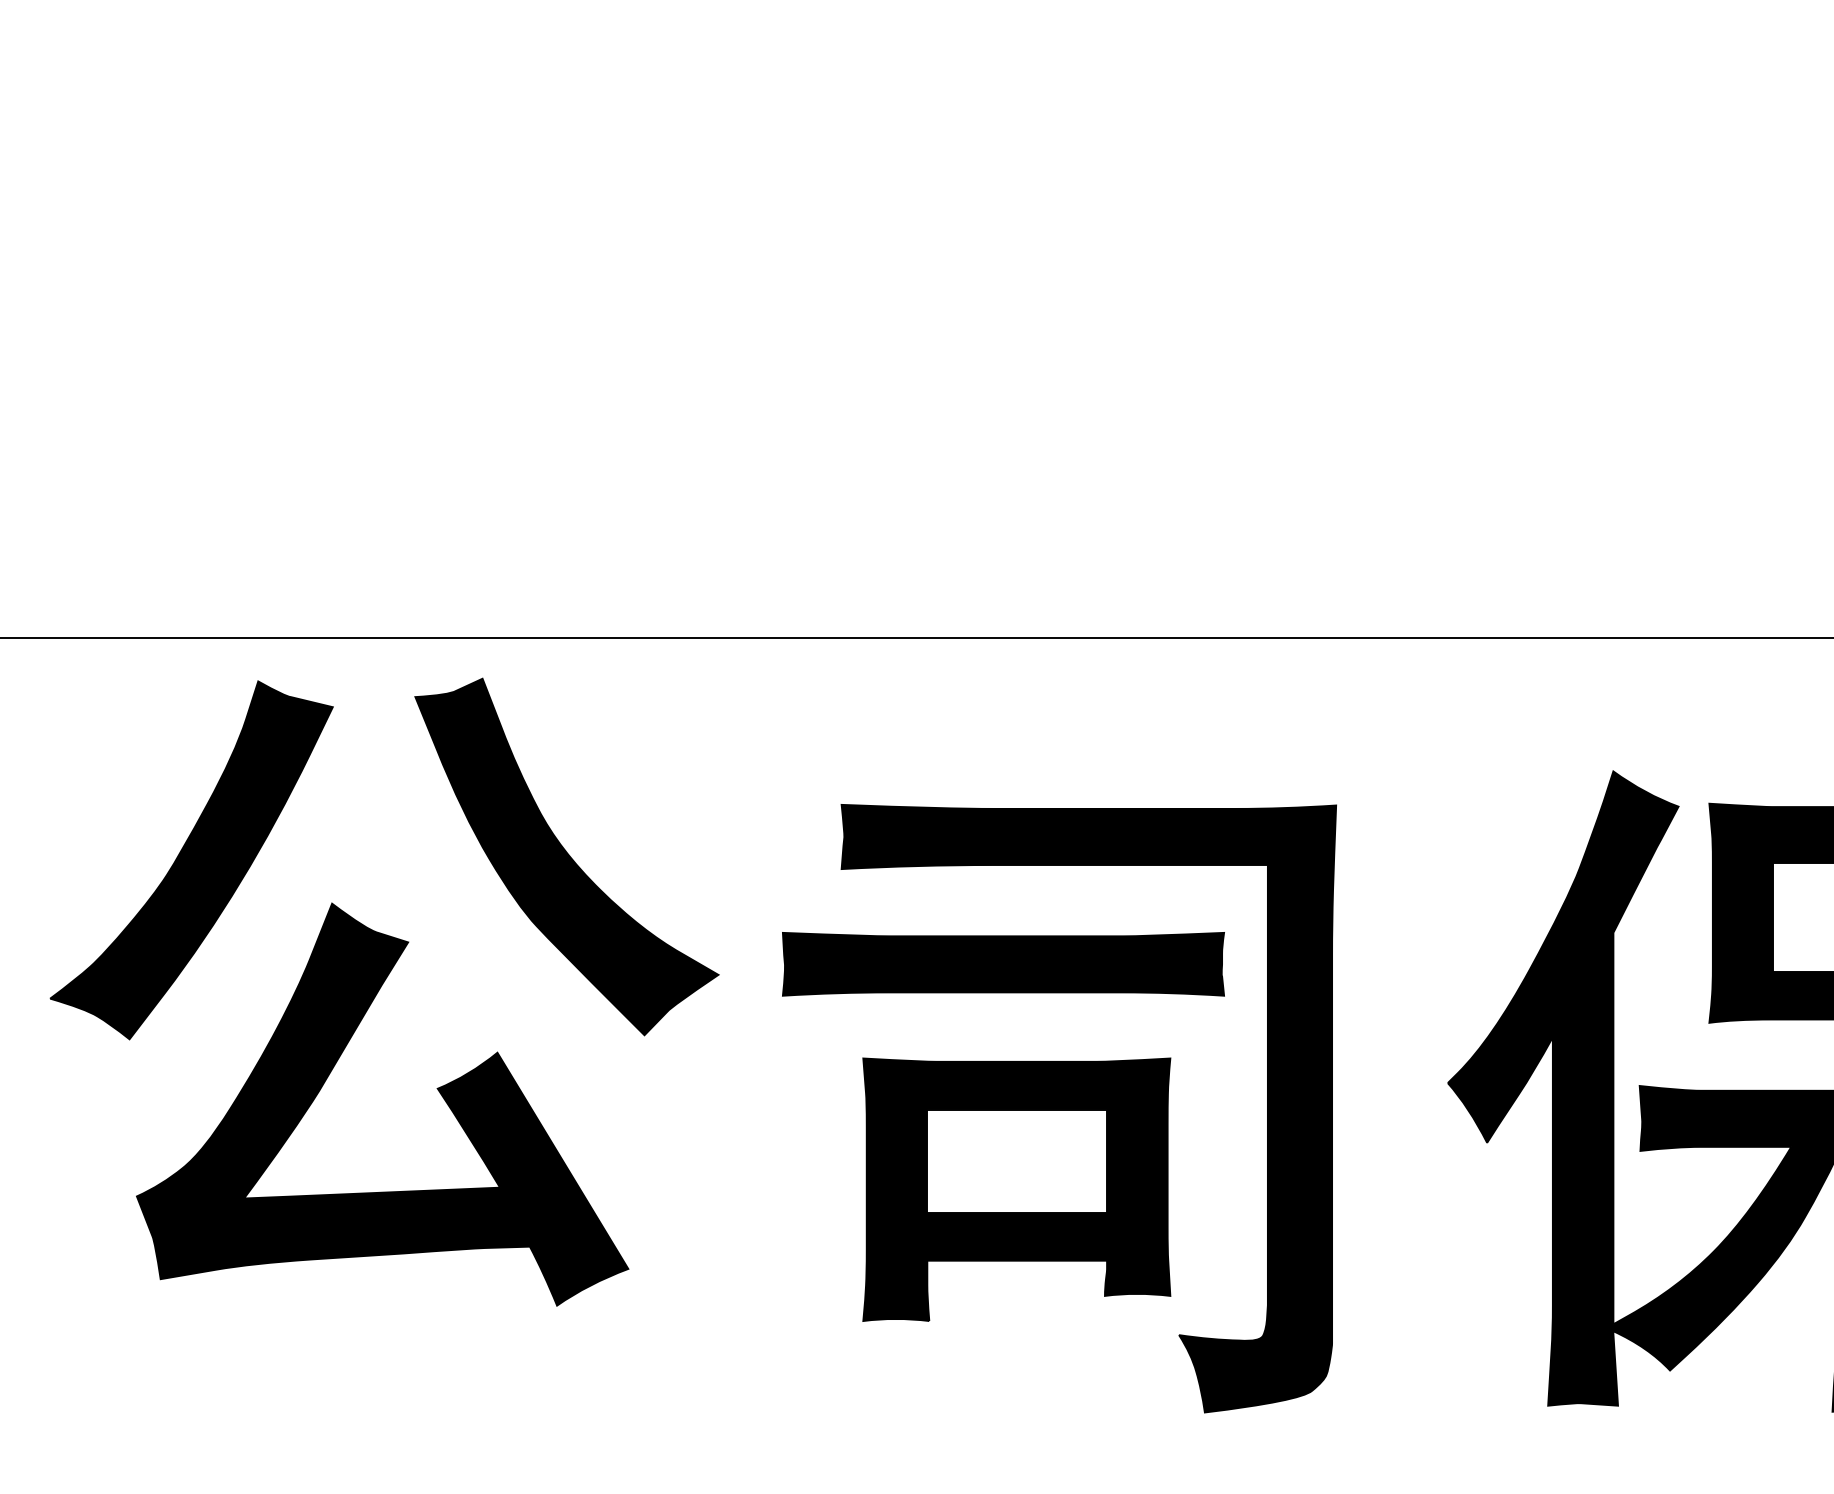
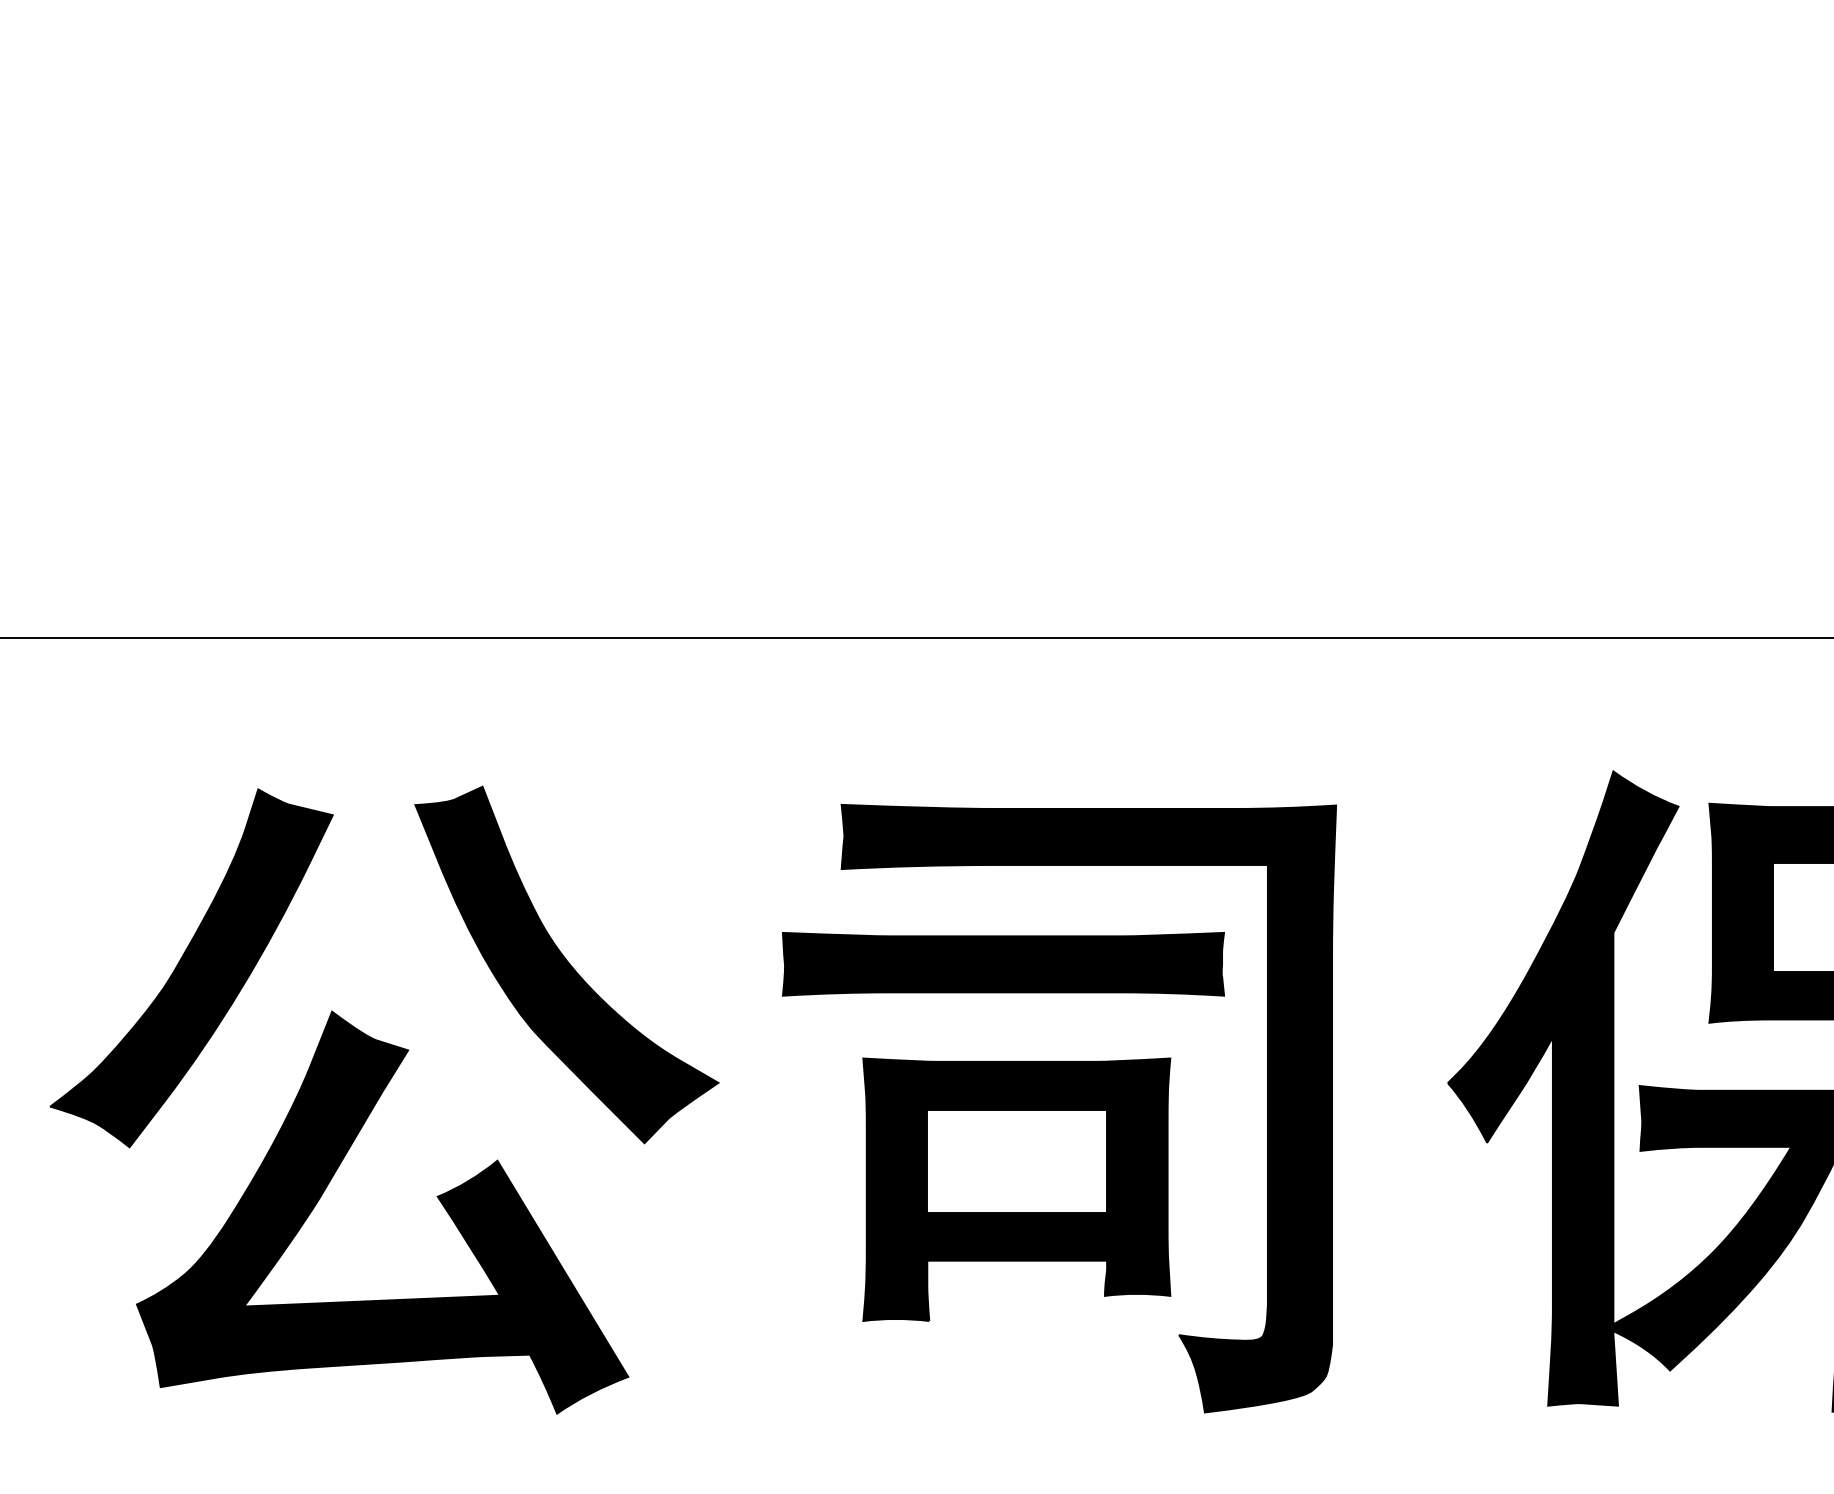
part position: (384, 991) -> (384, 1099) (384, 1099)
